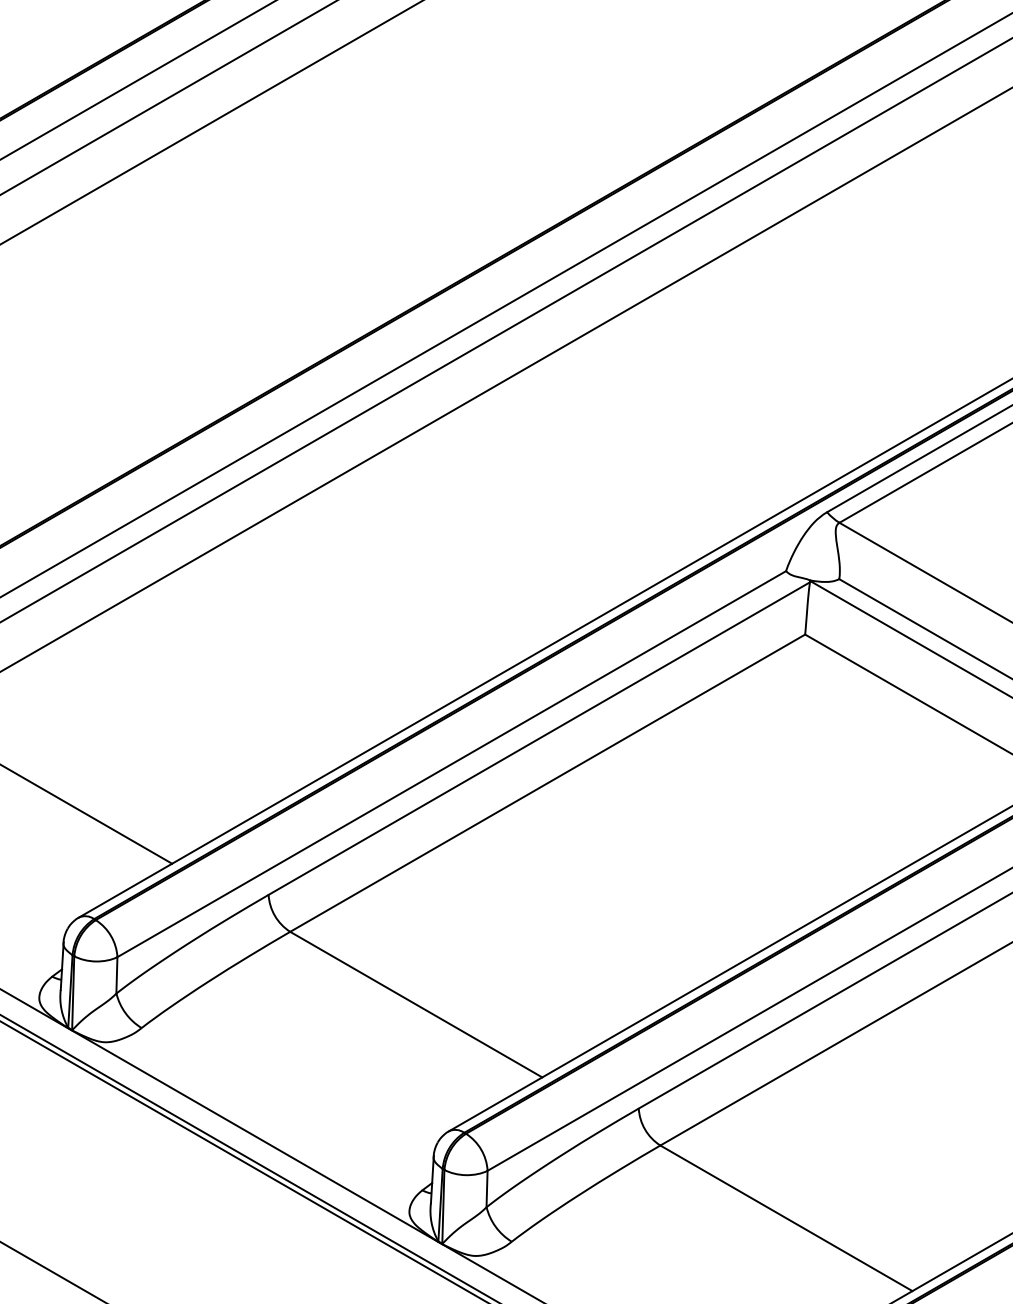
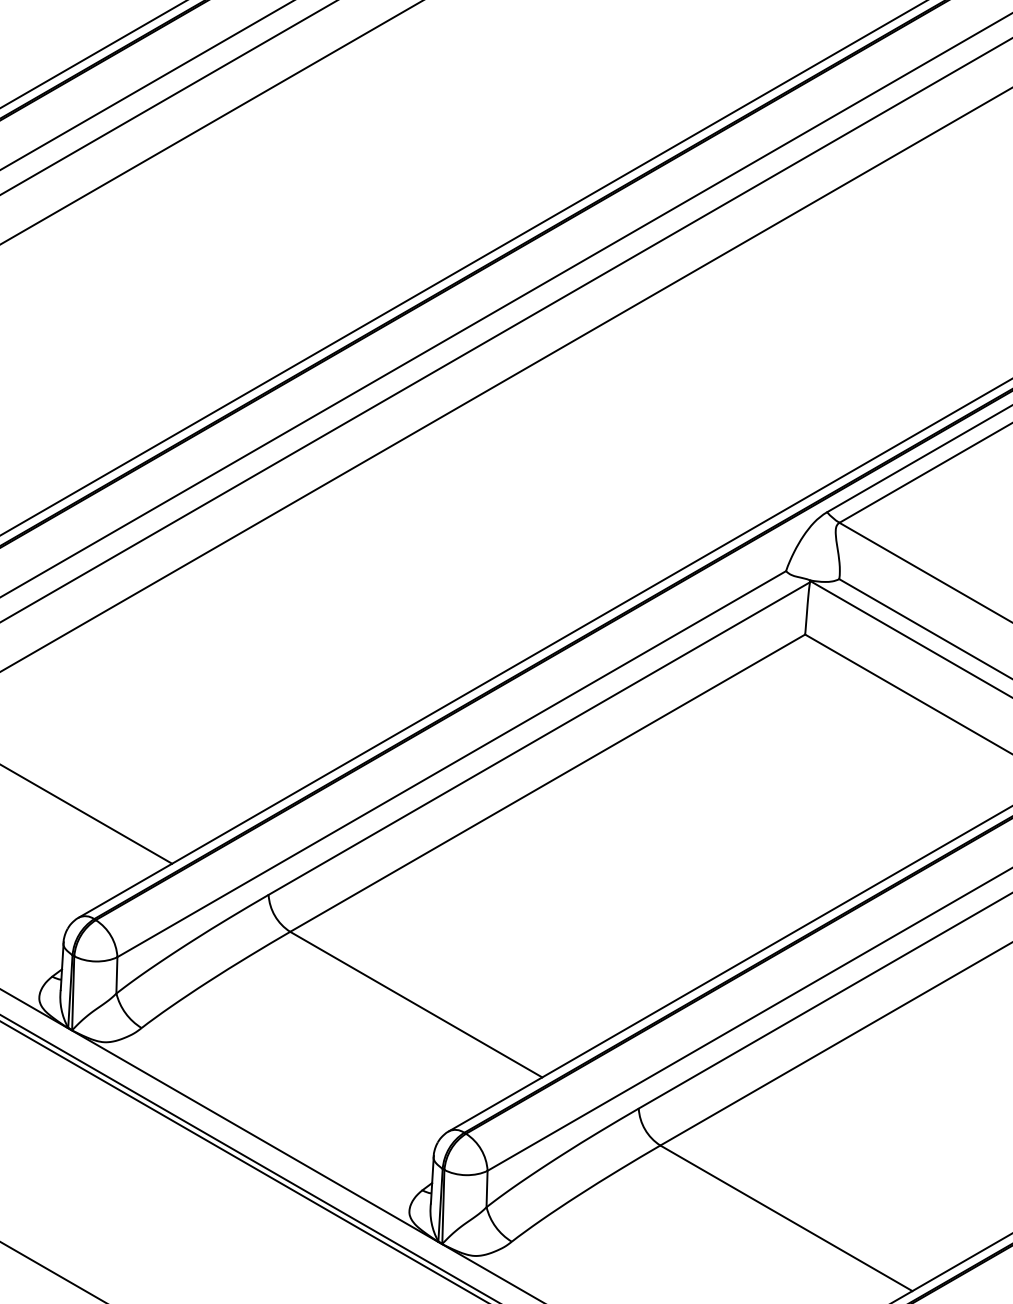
line: none -> present (92, 54)
line position: (137, 80) -> (146, 85) (146, 85)
line: none -> present (462, 268)
